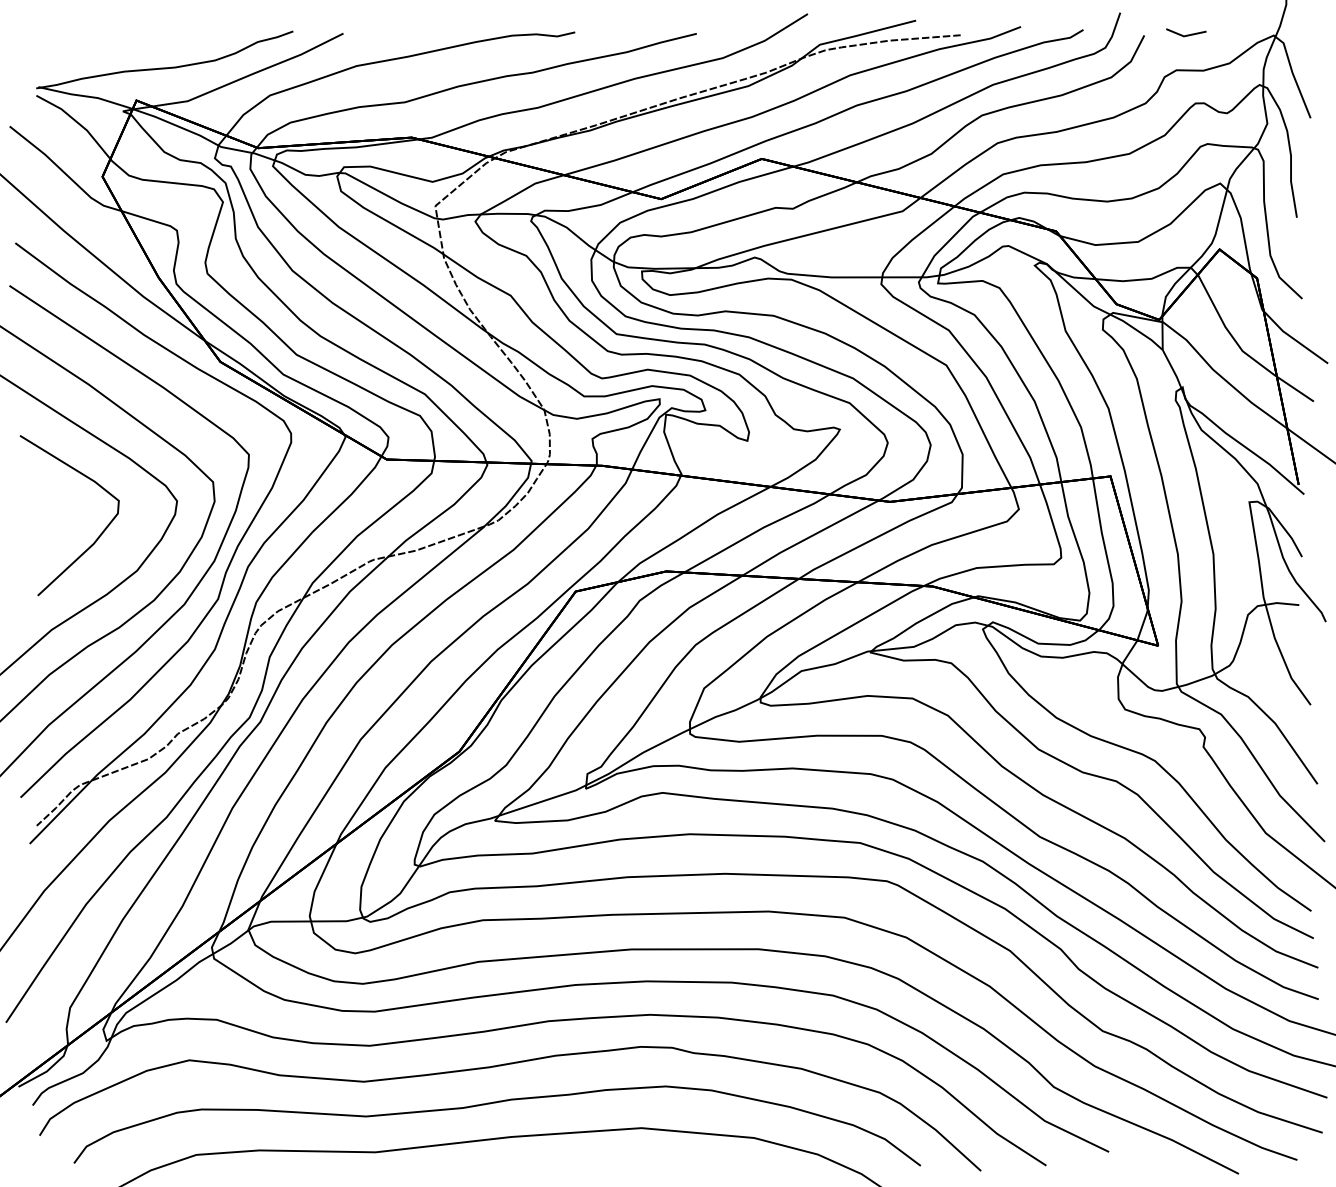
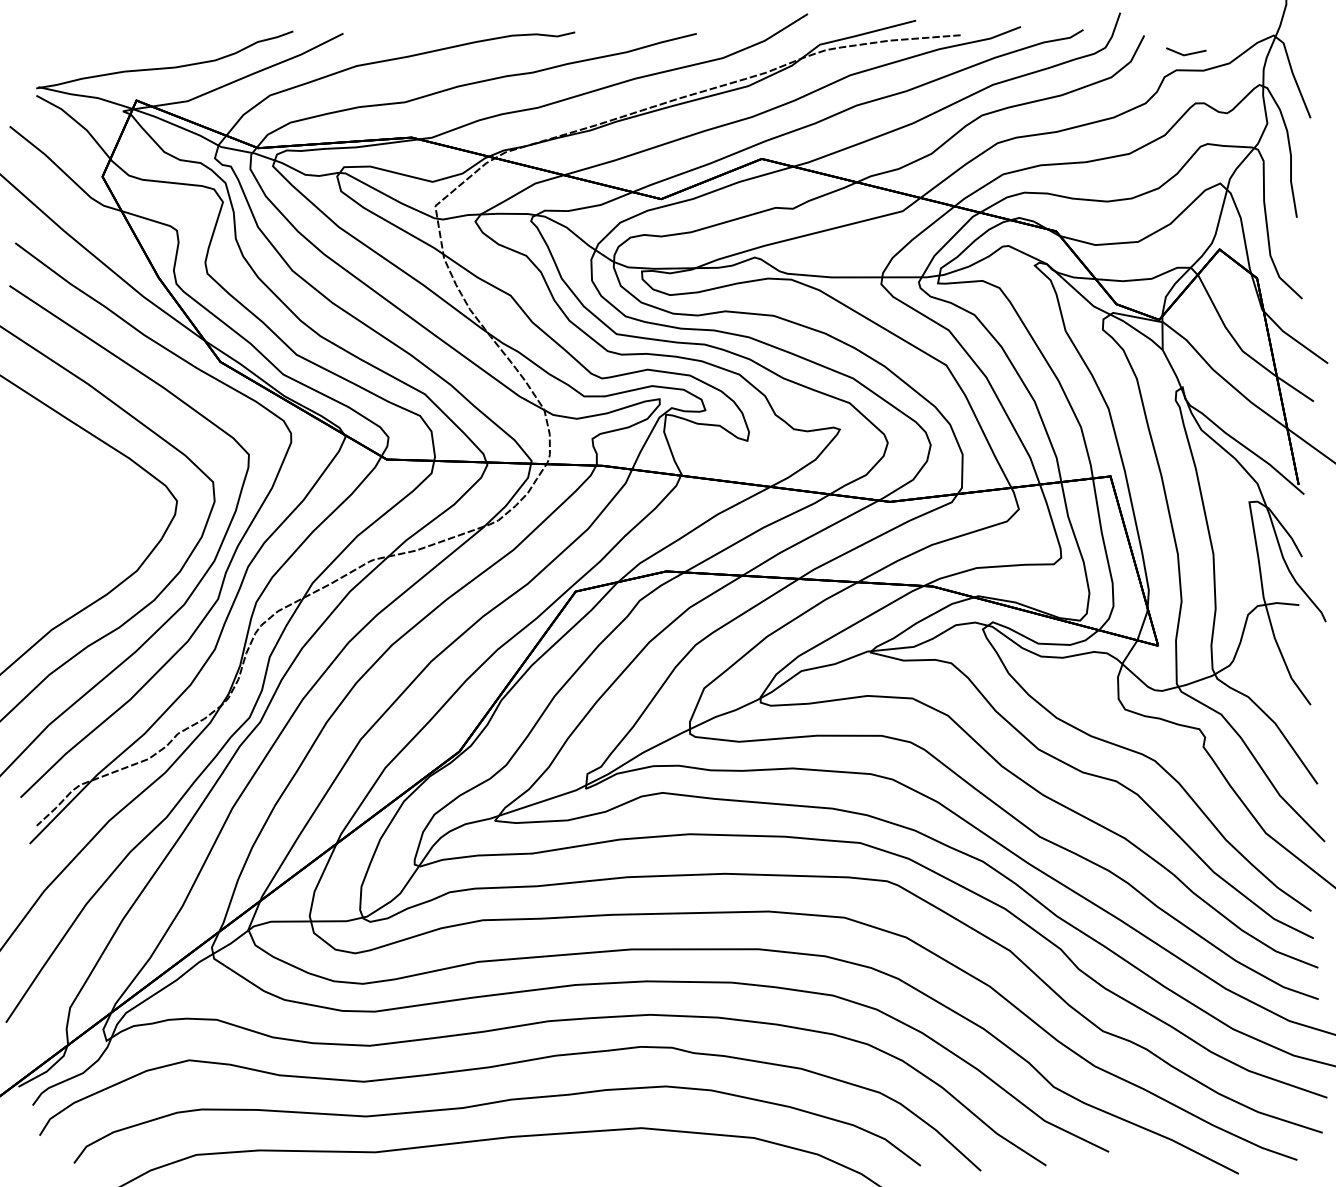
line position: (1186, 34) -> (1186, 53) (1186, 53)
curve: present -> none (96, 538)
